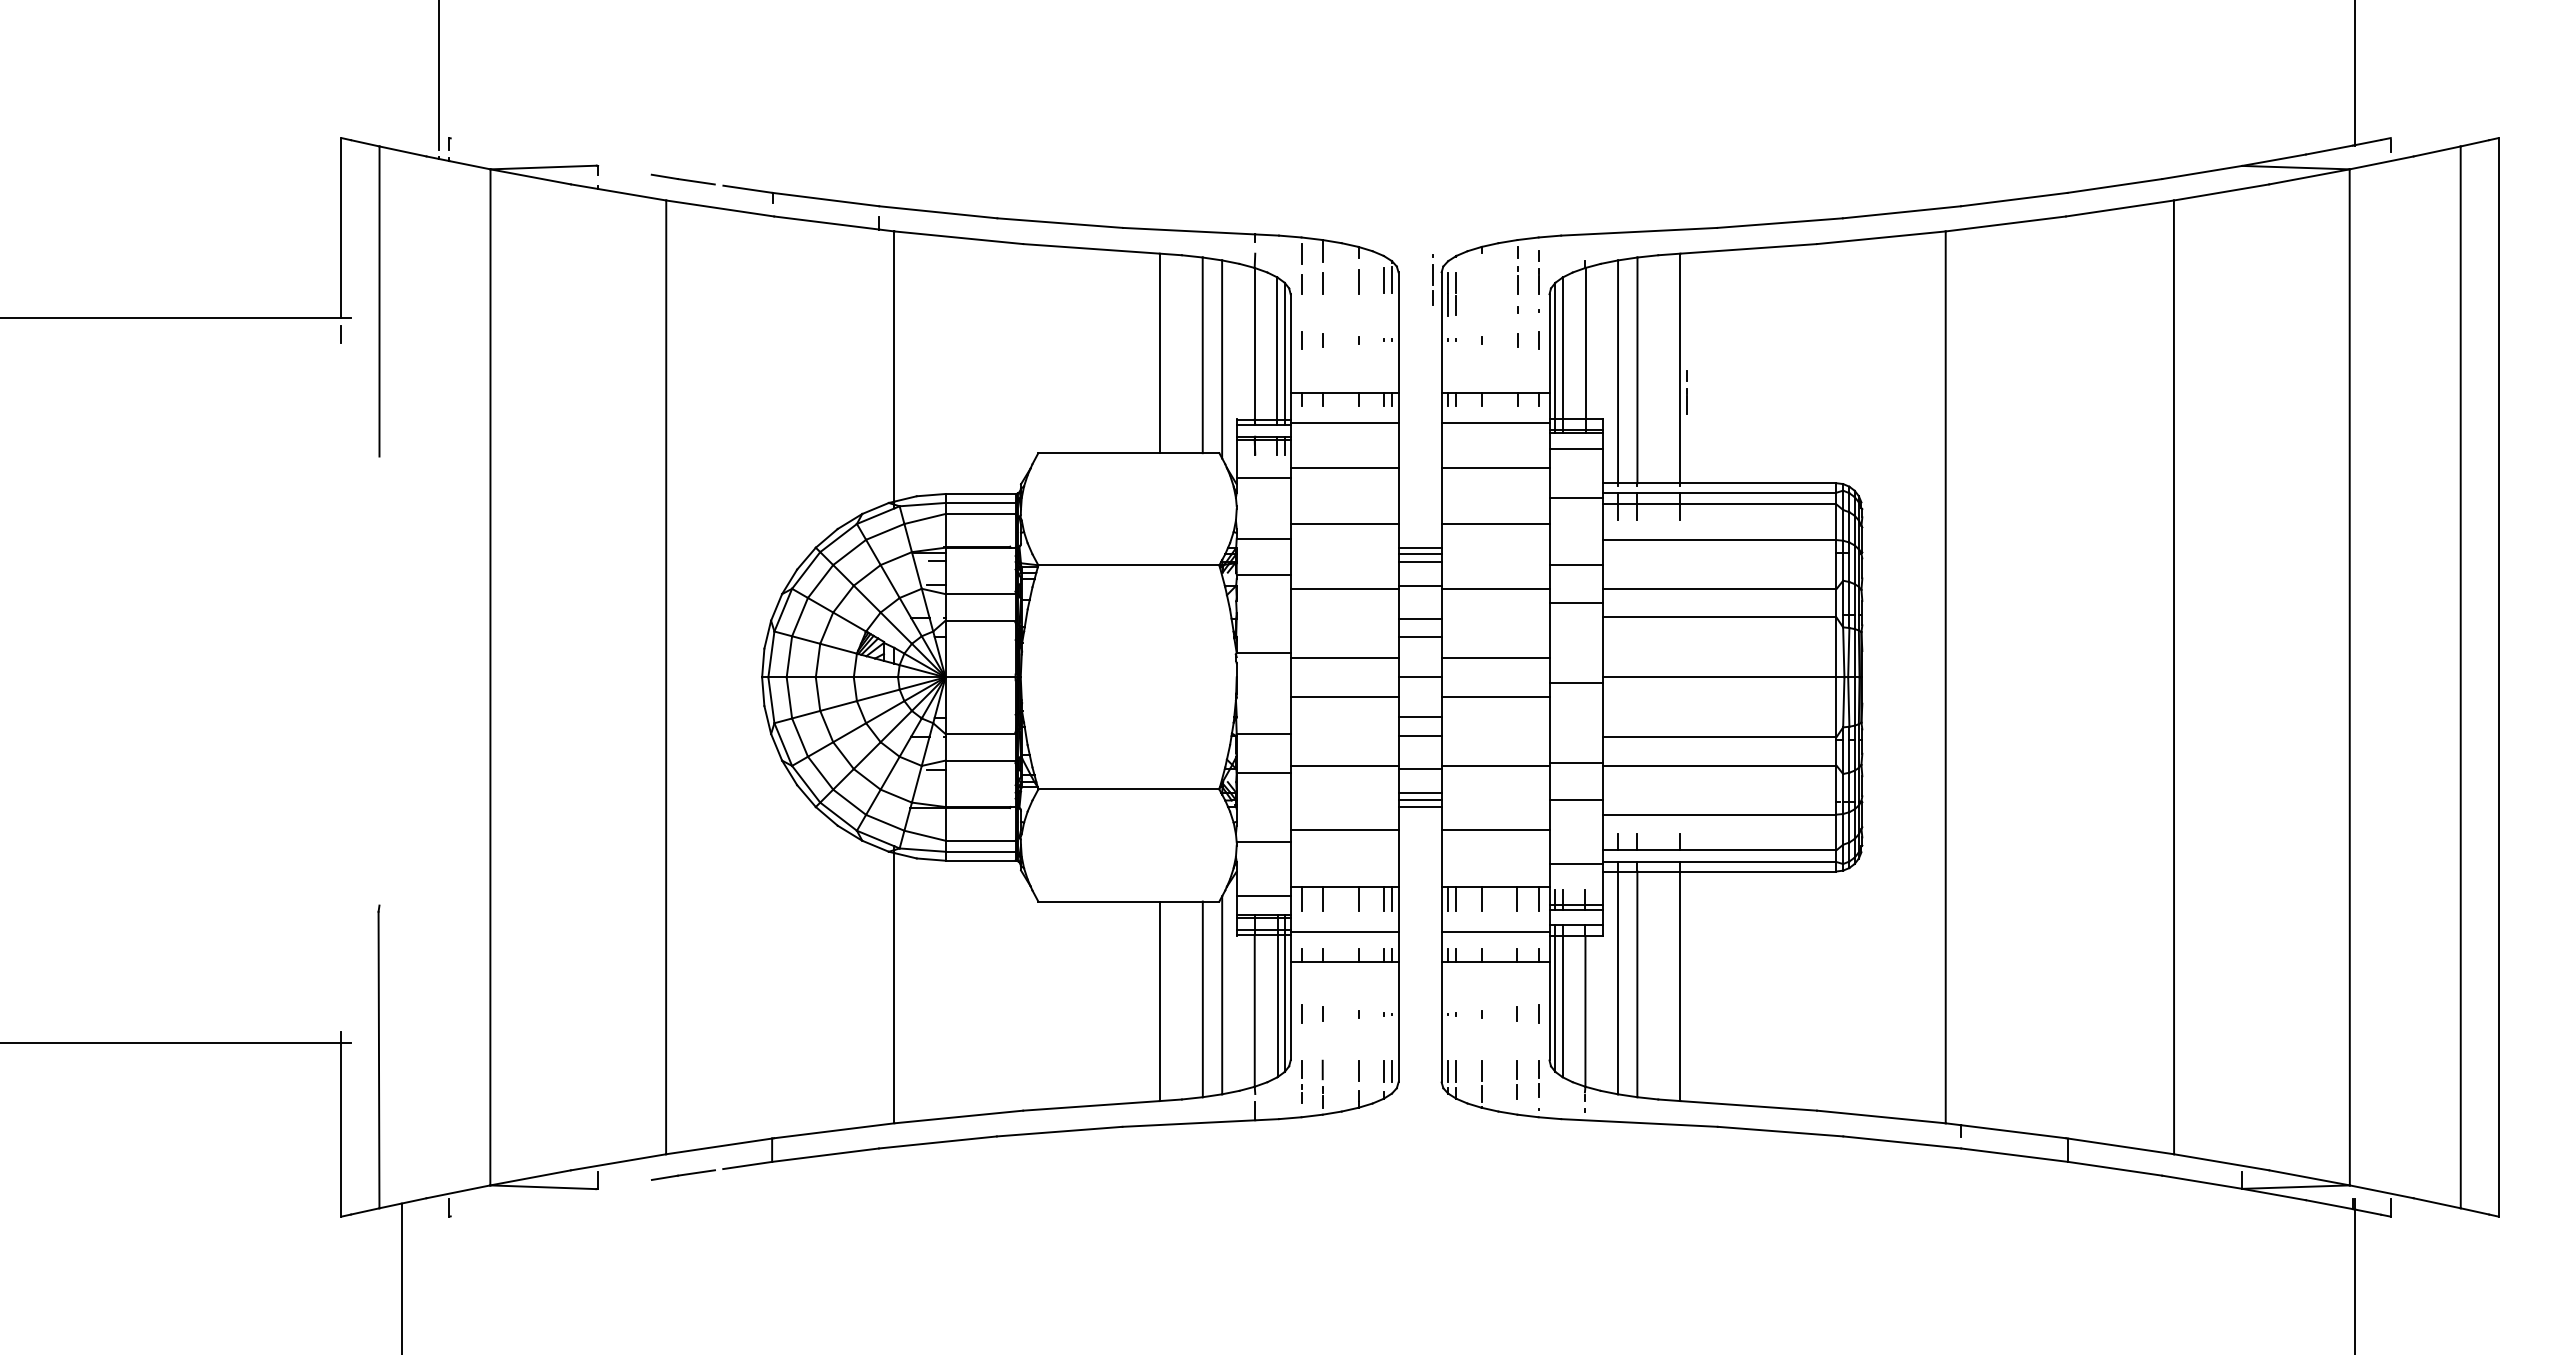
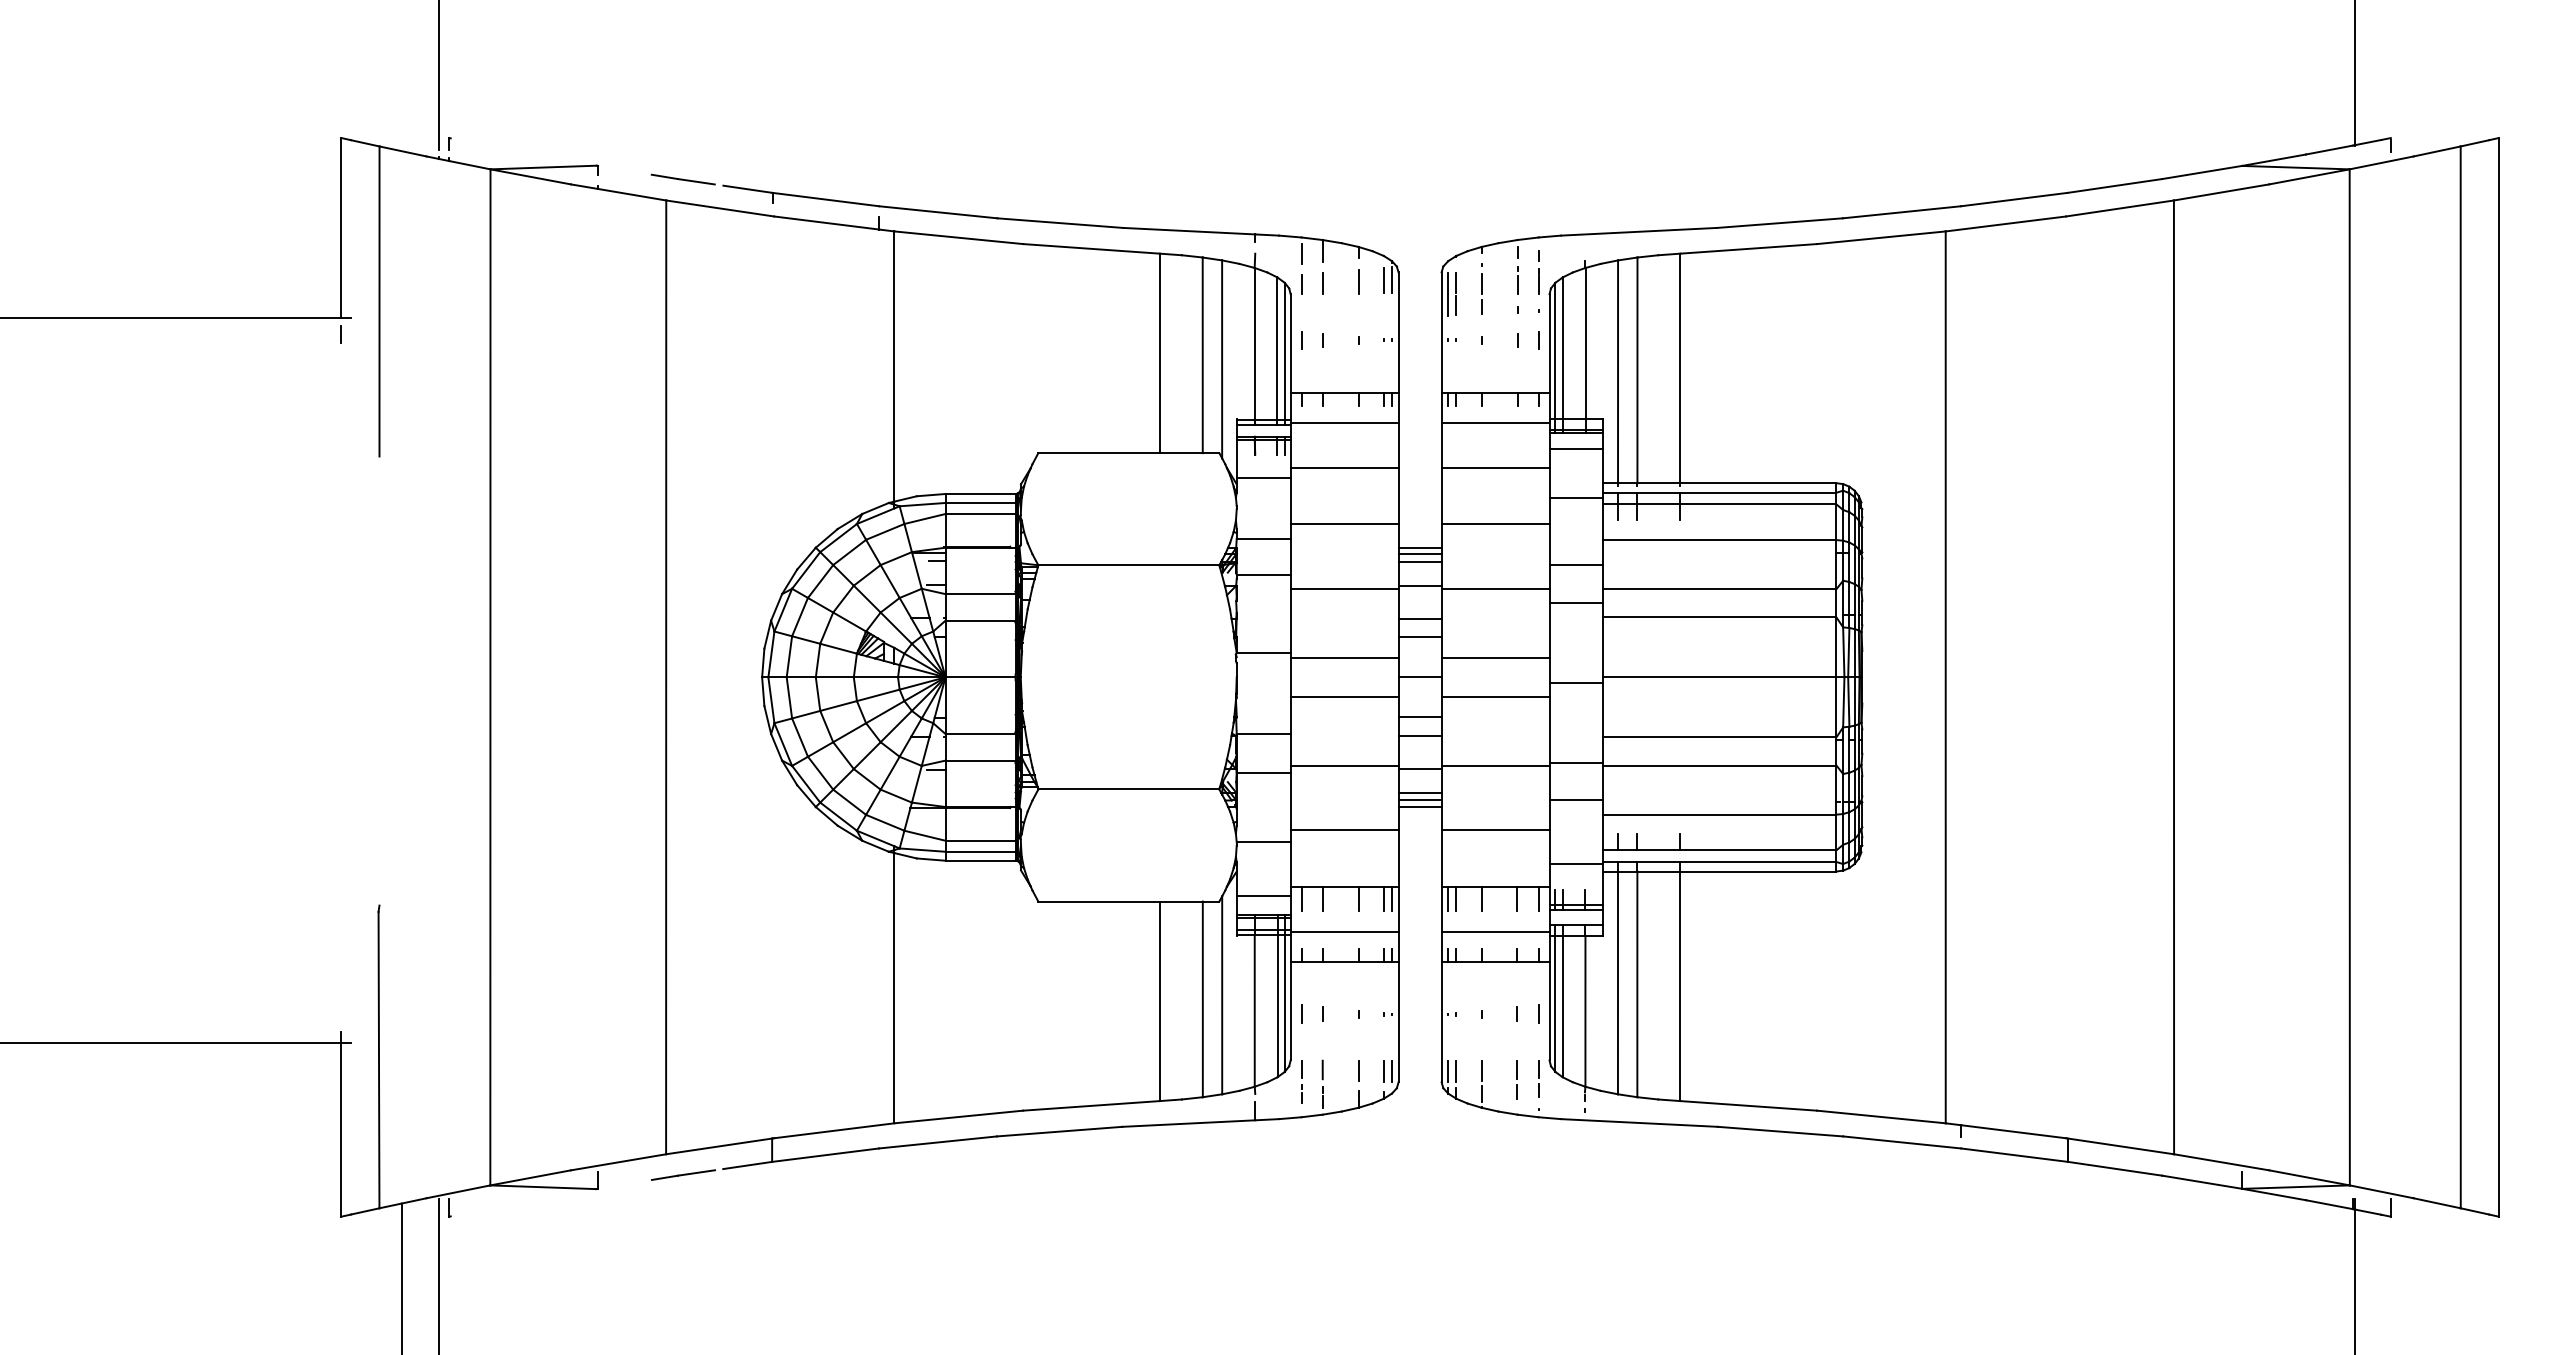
line position: (1432, 279) -> (1481, 288) (1481, 288)
line: present -> none (1686, 392)
line: none -> present (438, 1274)
